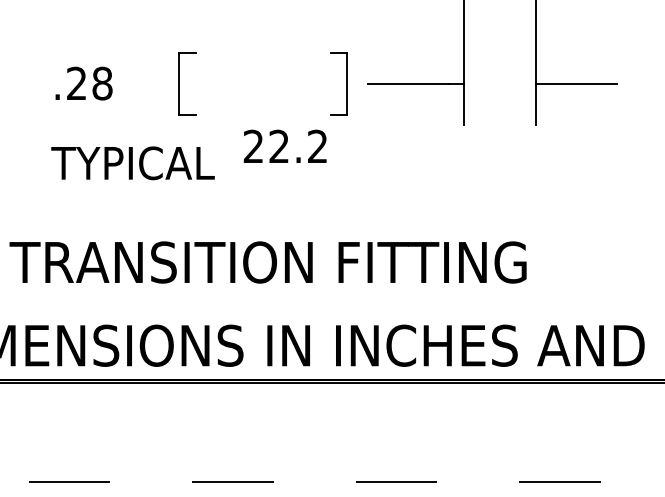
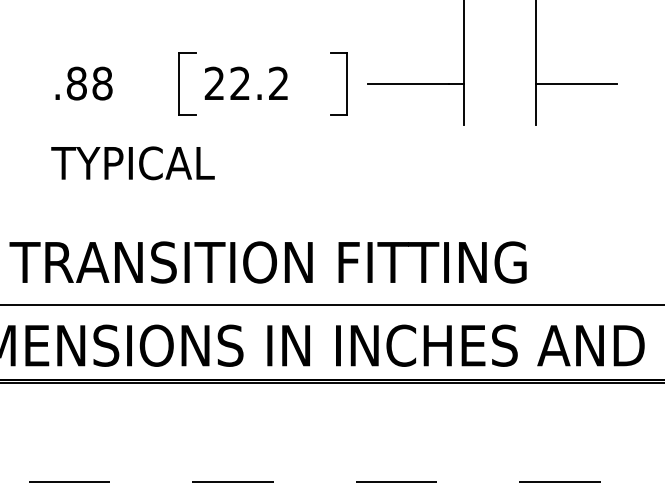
text: .28 -> .88 (76, 83)
text position: (284, 145) -> (245, 82) (245, 82)
line: none -> present (331, 305)
